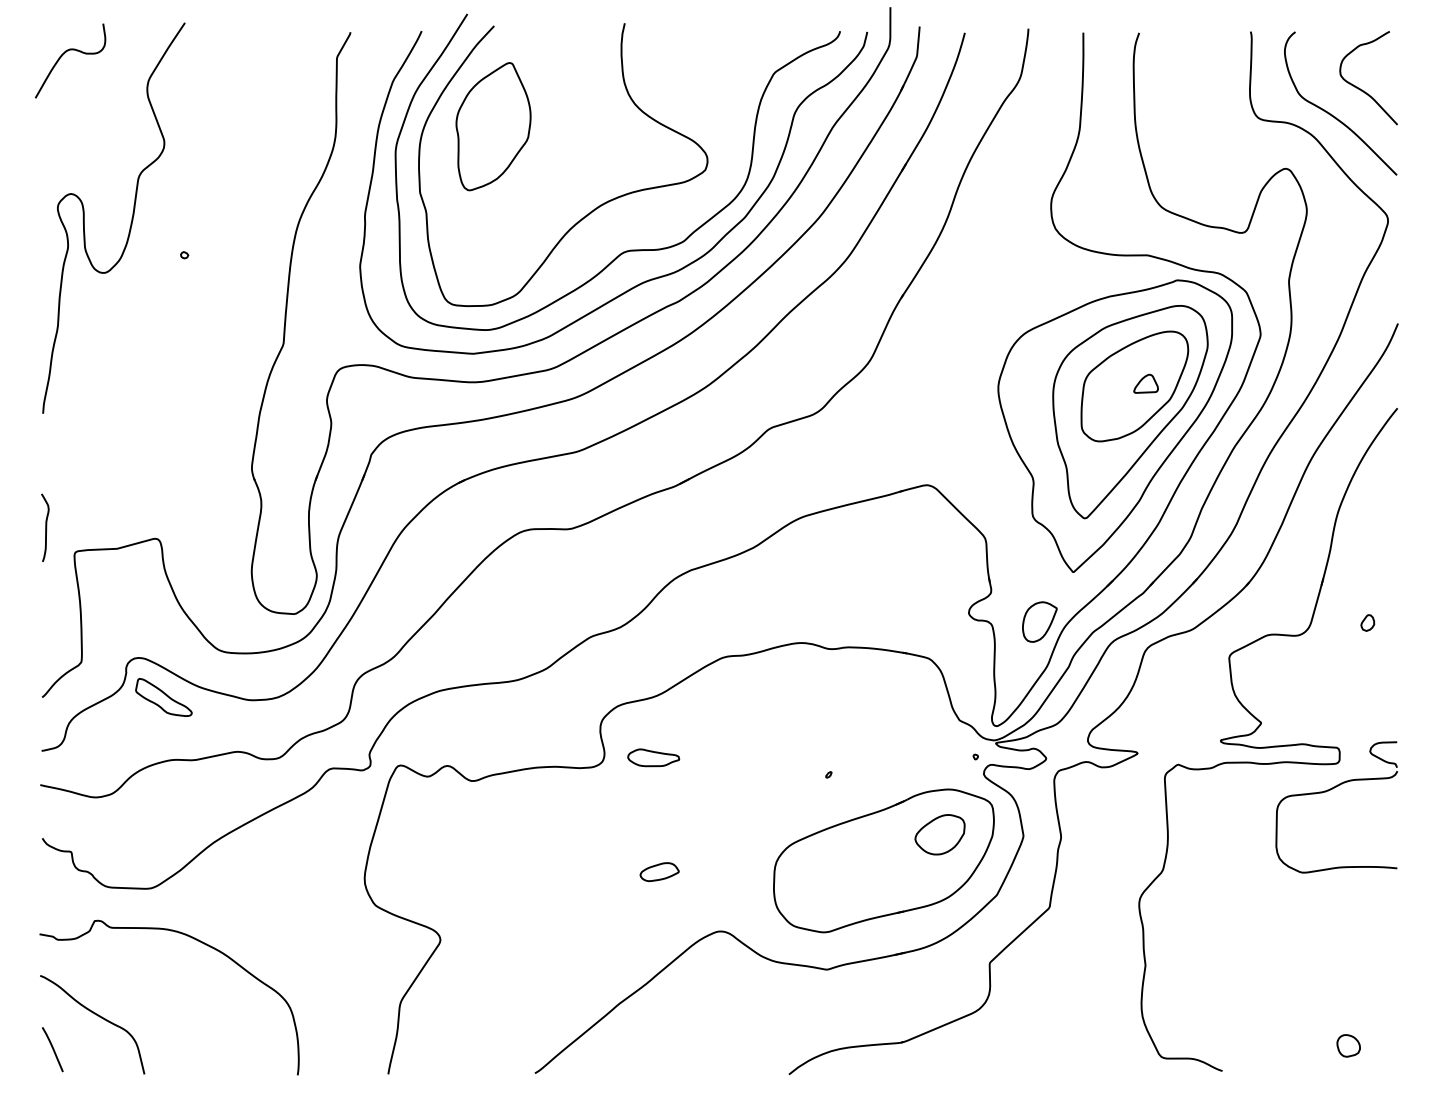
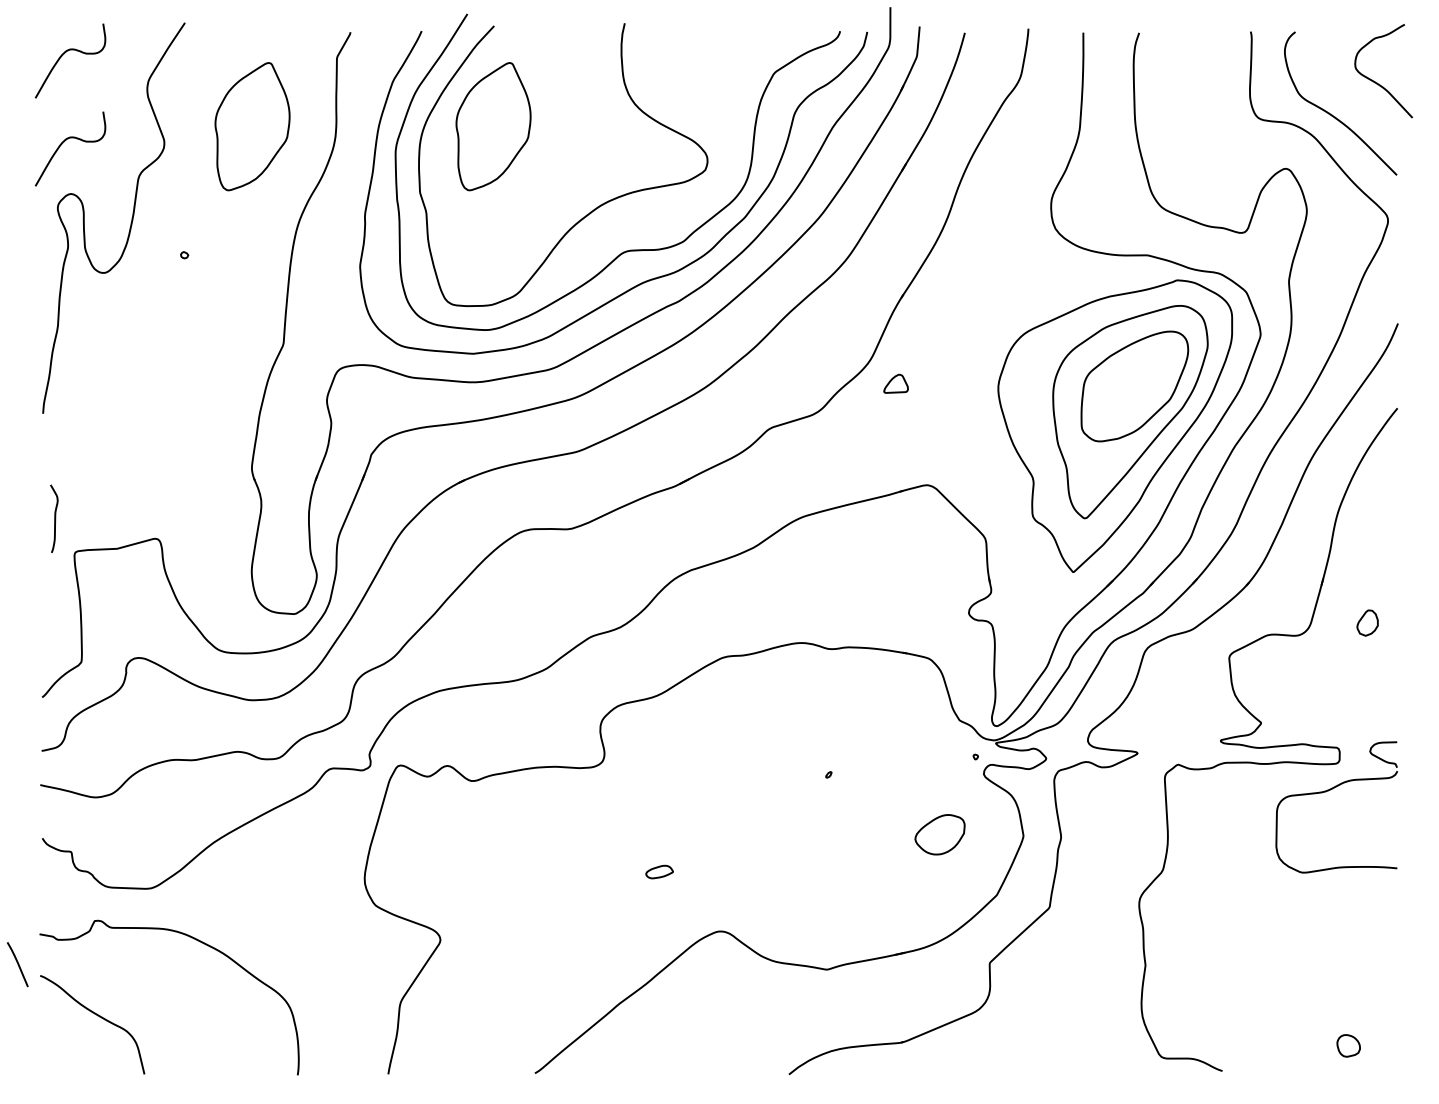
curve position: (1362, 89) -> (1377, 82) (1377, 82)
part: none -> present (252, 126)
curve: none -> present (64, 142)
part position: (1145, 383) -> (895, 383) (895, 383)
curve position: (45, 527) -> (54, 518) (54, 518)
part: present -> none (1039, 621)
part size: 16x18 px -> 23x28 px (1367, 622)
part: present -> none (163, 697)
part: present -> none (653, 757)
part: present -> none (883, 860)
part size: 41x20 px -> 29x16 px (659, 871)
line position: (52, 1049) -> (17, 964) (17, 964)
